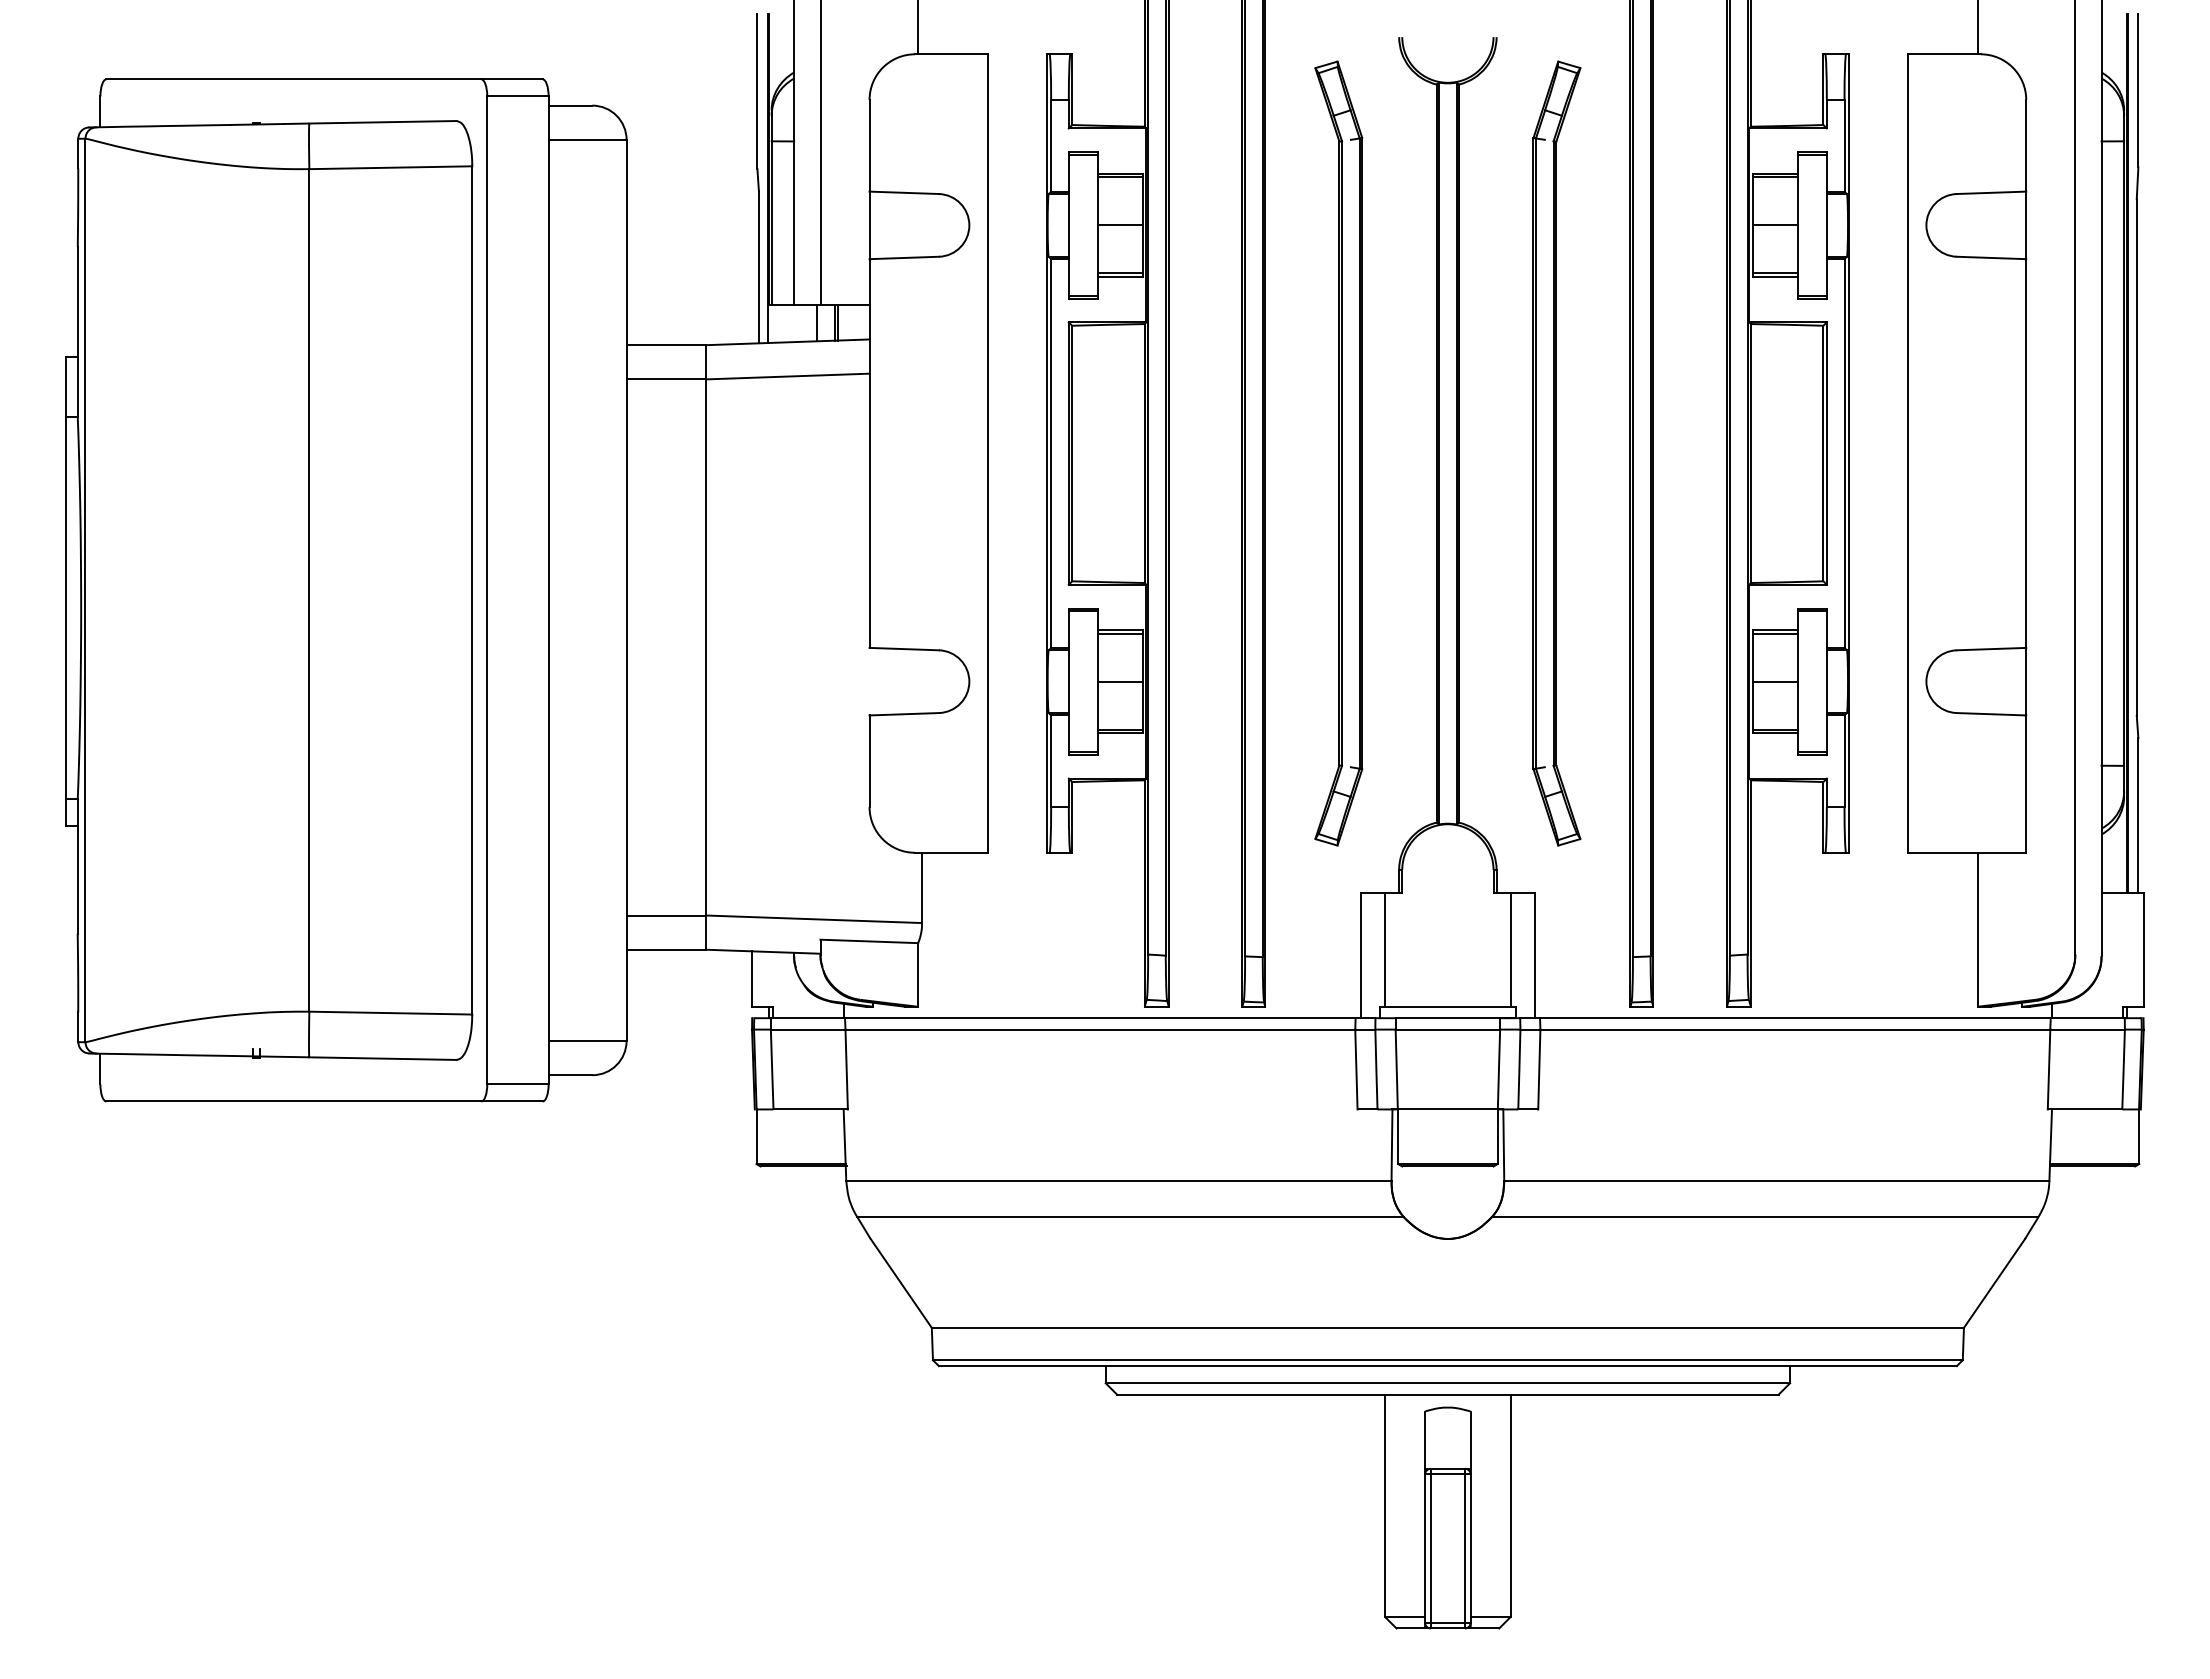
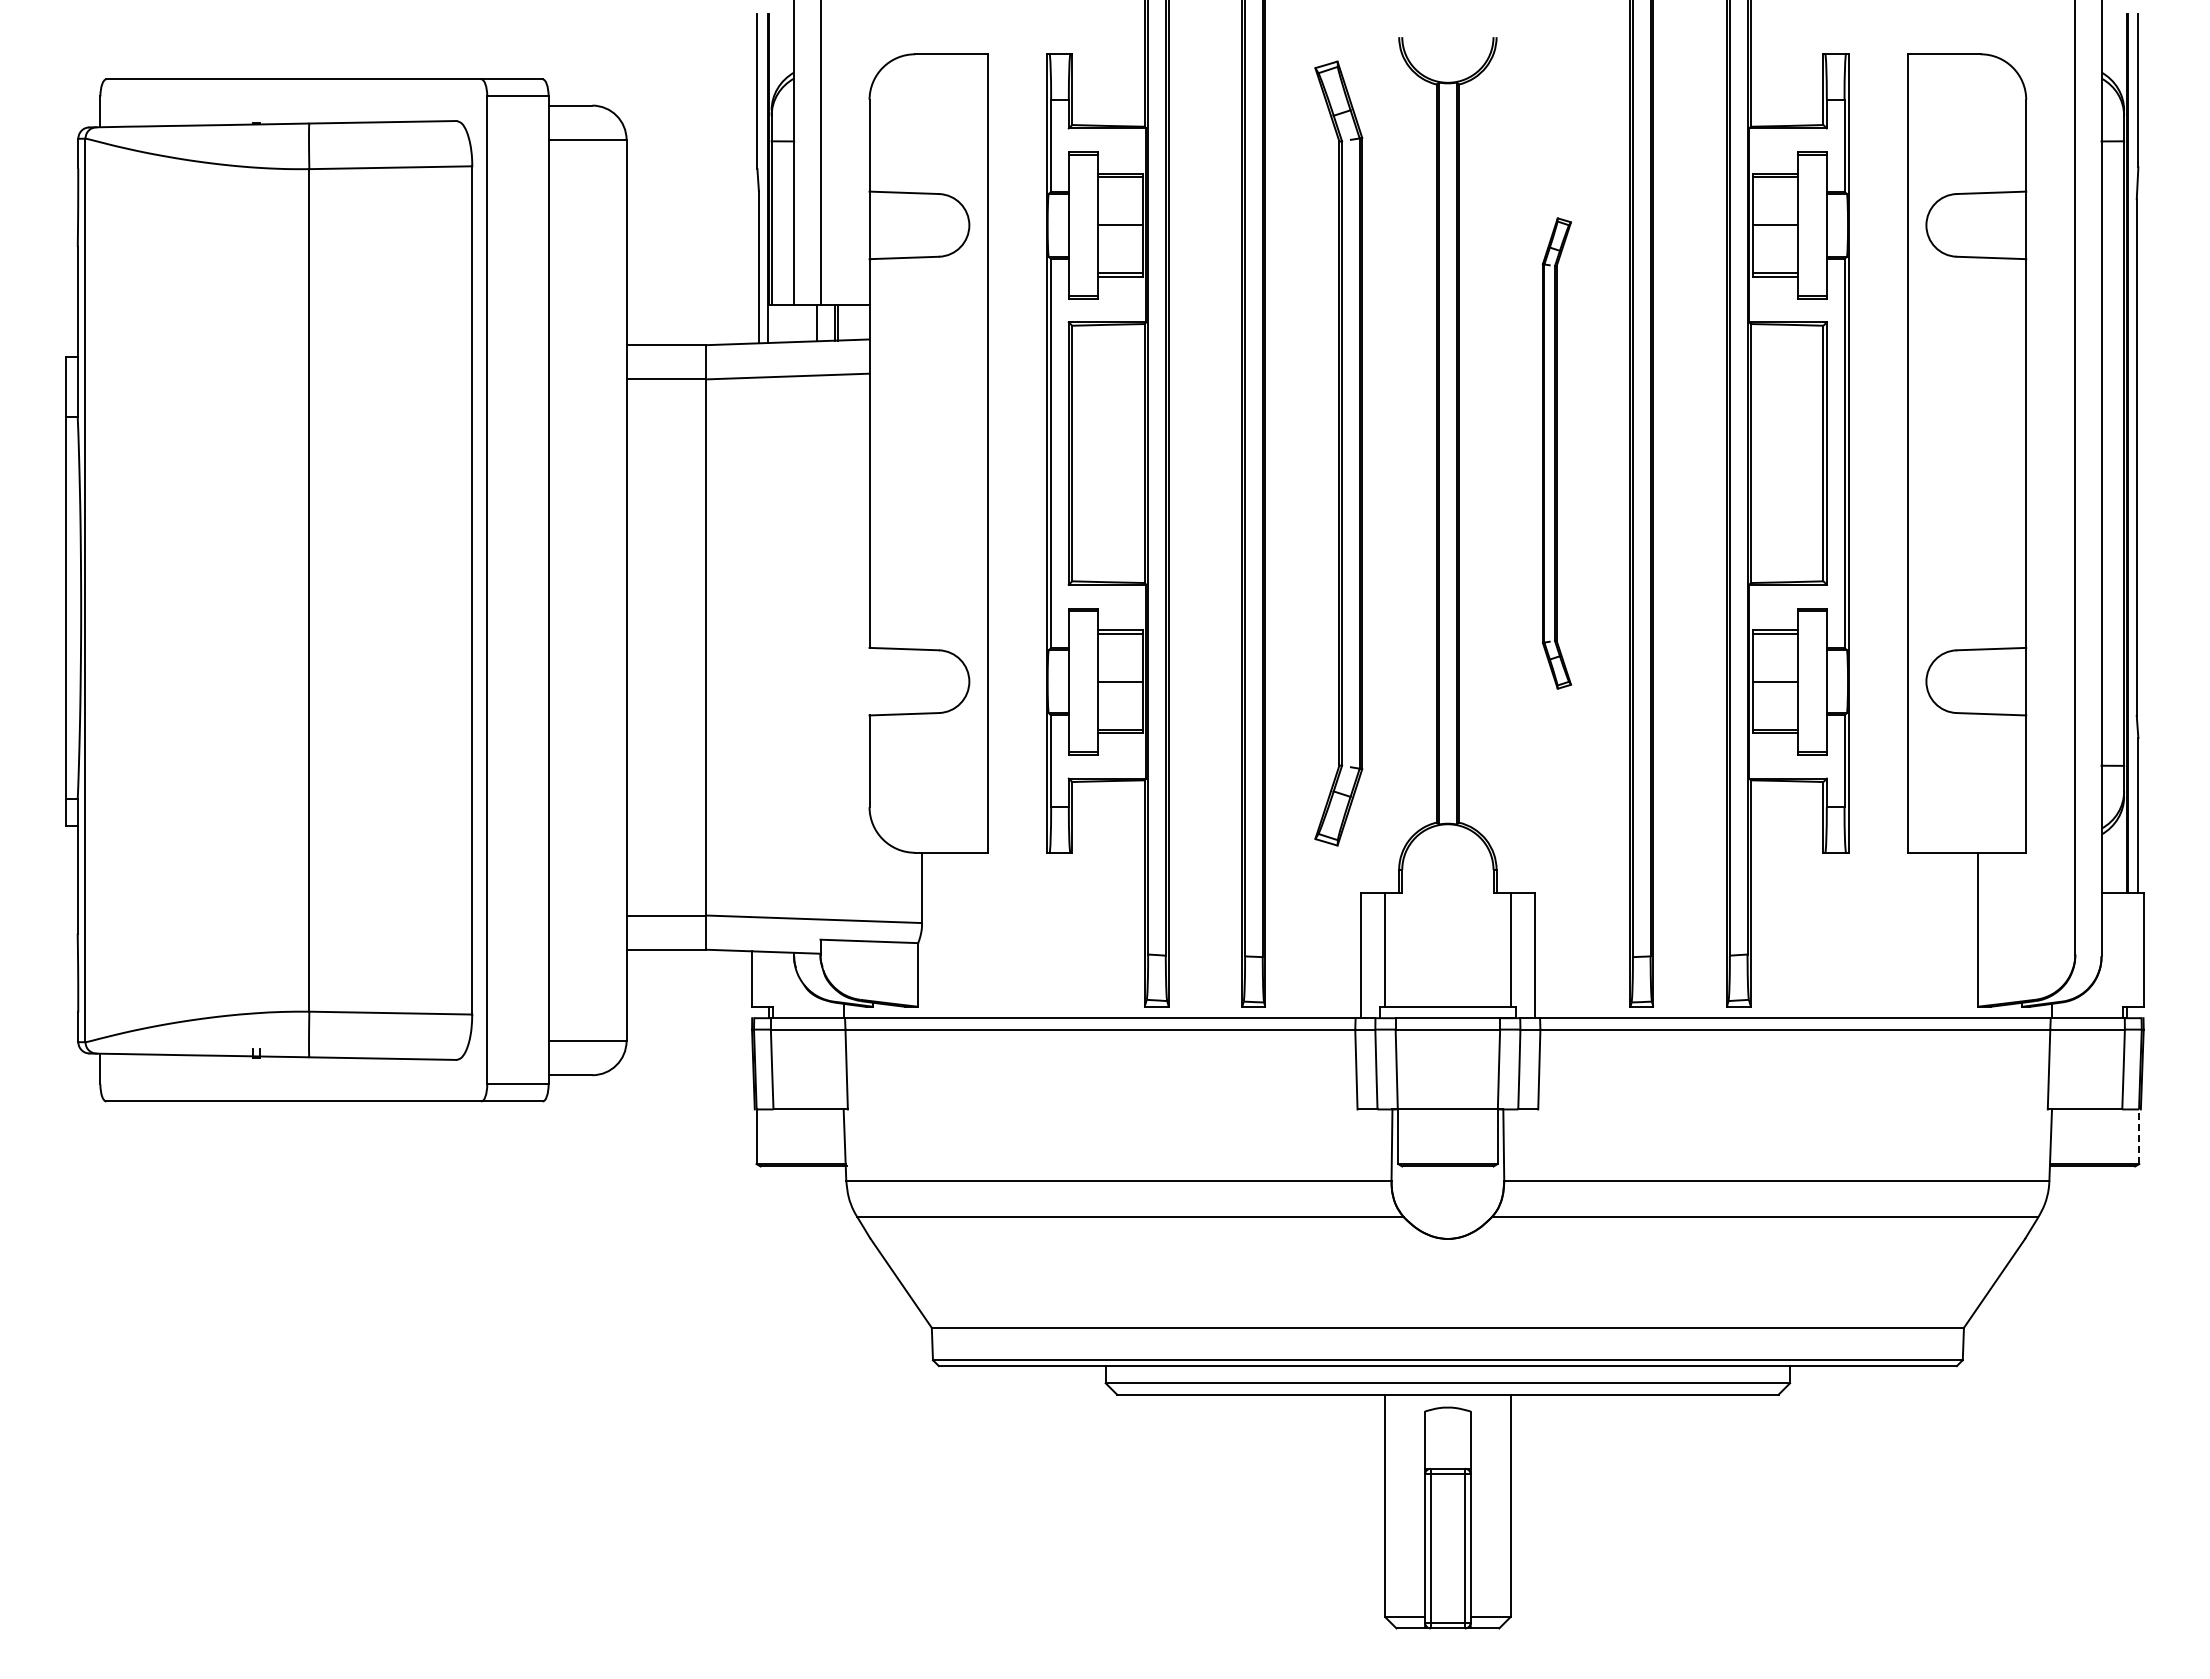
line: present -> none (918, 28)
line: present -> none (1977, 28)
part size: 50x787 px -> 31x473 px (1556, 453)
line: solid -> dashed (2139, 1136)
